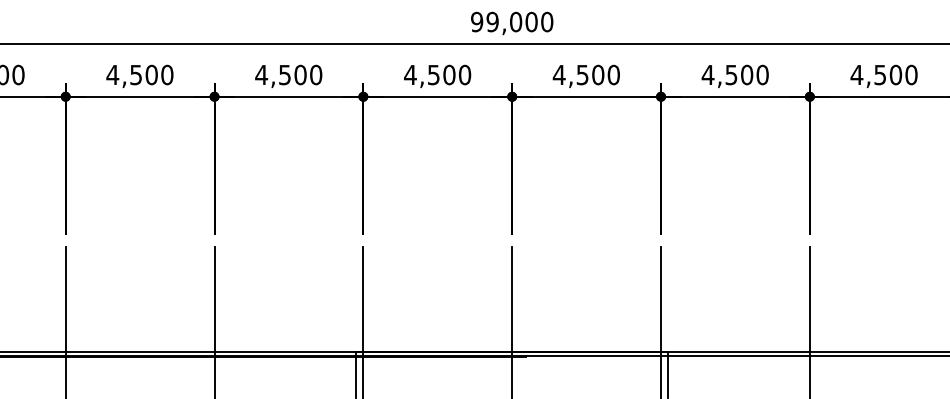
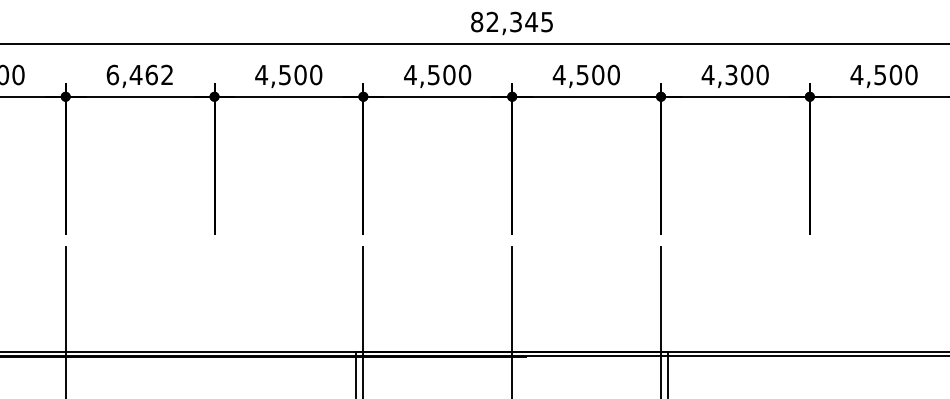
text: 99,000 -> 82,345 (512, 21)
text: 4,500 -> 6,462 (139, 74)
text: 4,500 -> 4,300 (731, 74)
line: present -> none (214, 321)
line: present -> none (809, 321)
